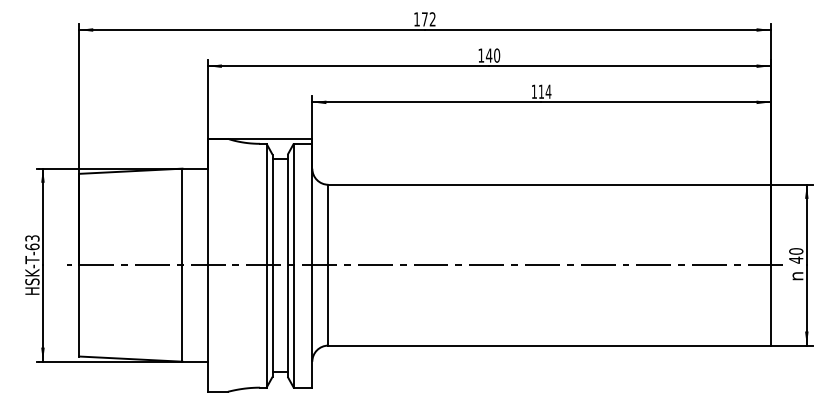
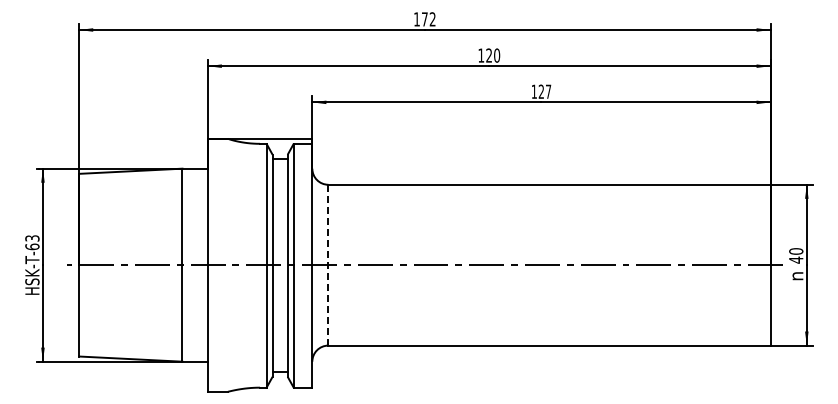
text: 140 -> 120 (488, 55)
text: 114 -> 127 (544, 91)
line: solid -> dashed (328, 264)
